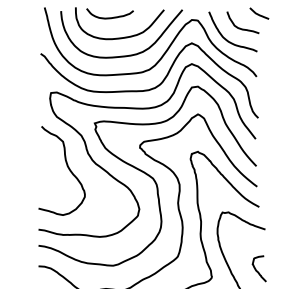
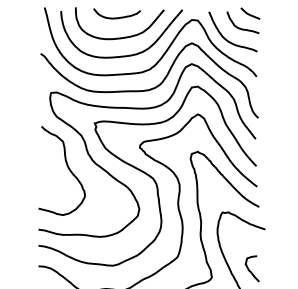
curve position: (258, 13) -> (249, 13) (249, 13)
curve position: (109, 17) -> (116, 17) (116, 17)
curve position: (256, 269) -> (249, 269) (249, 269)
